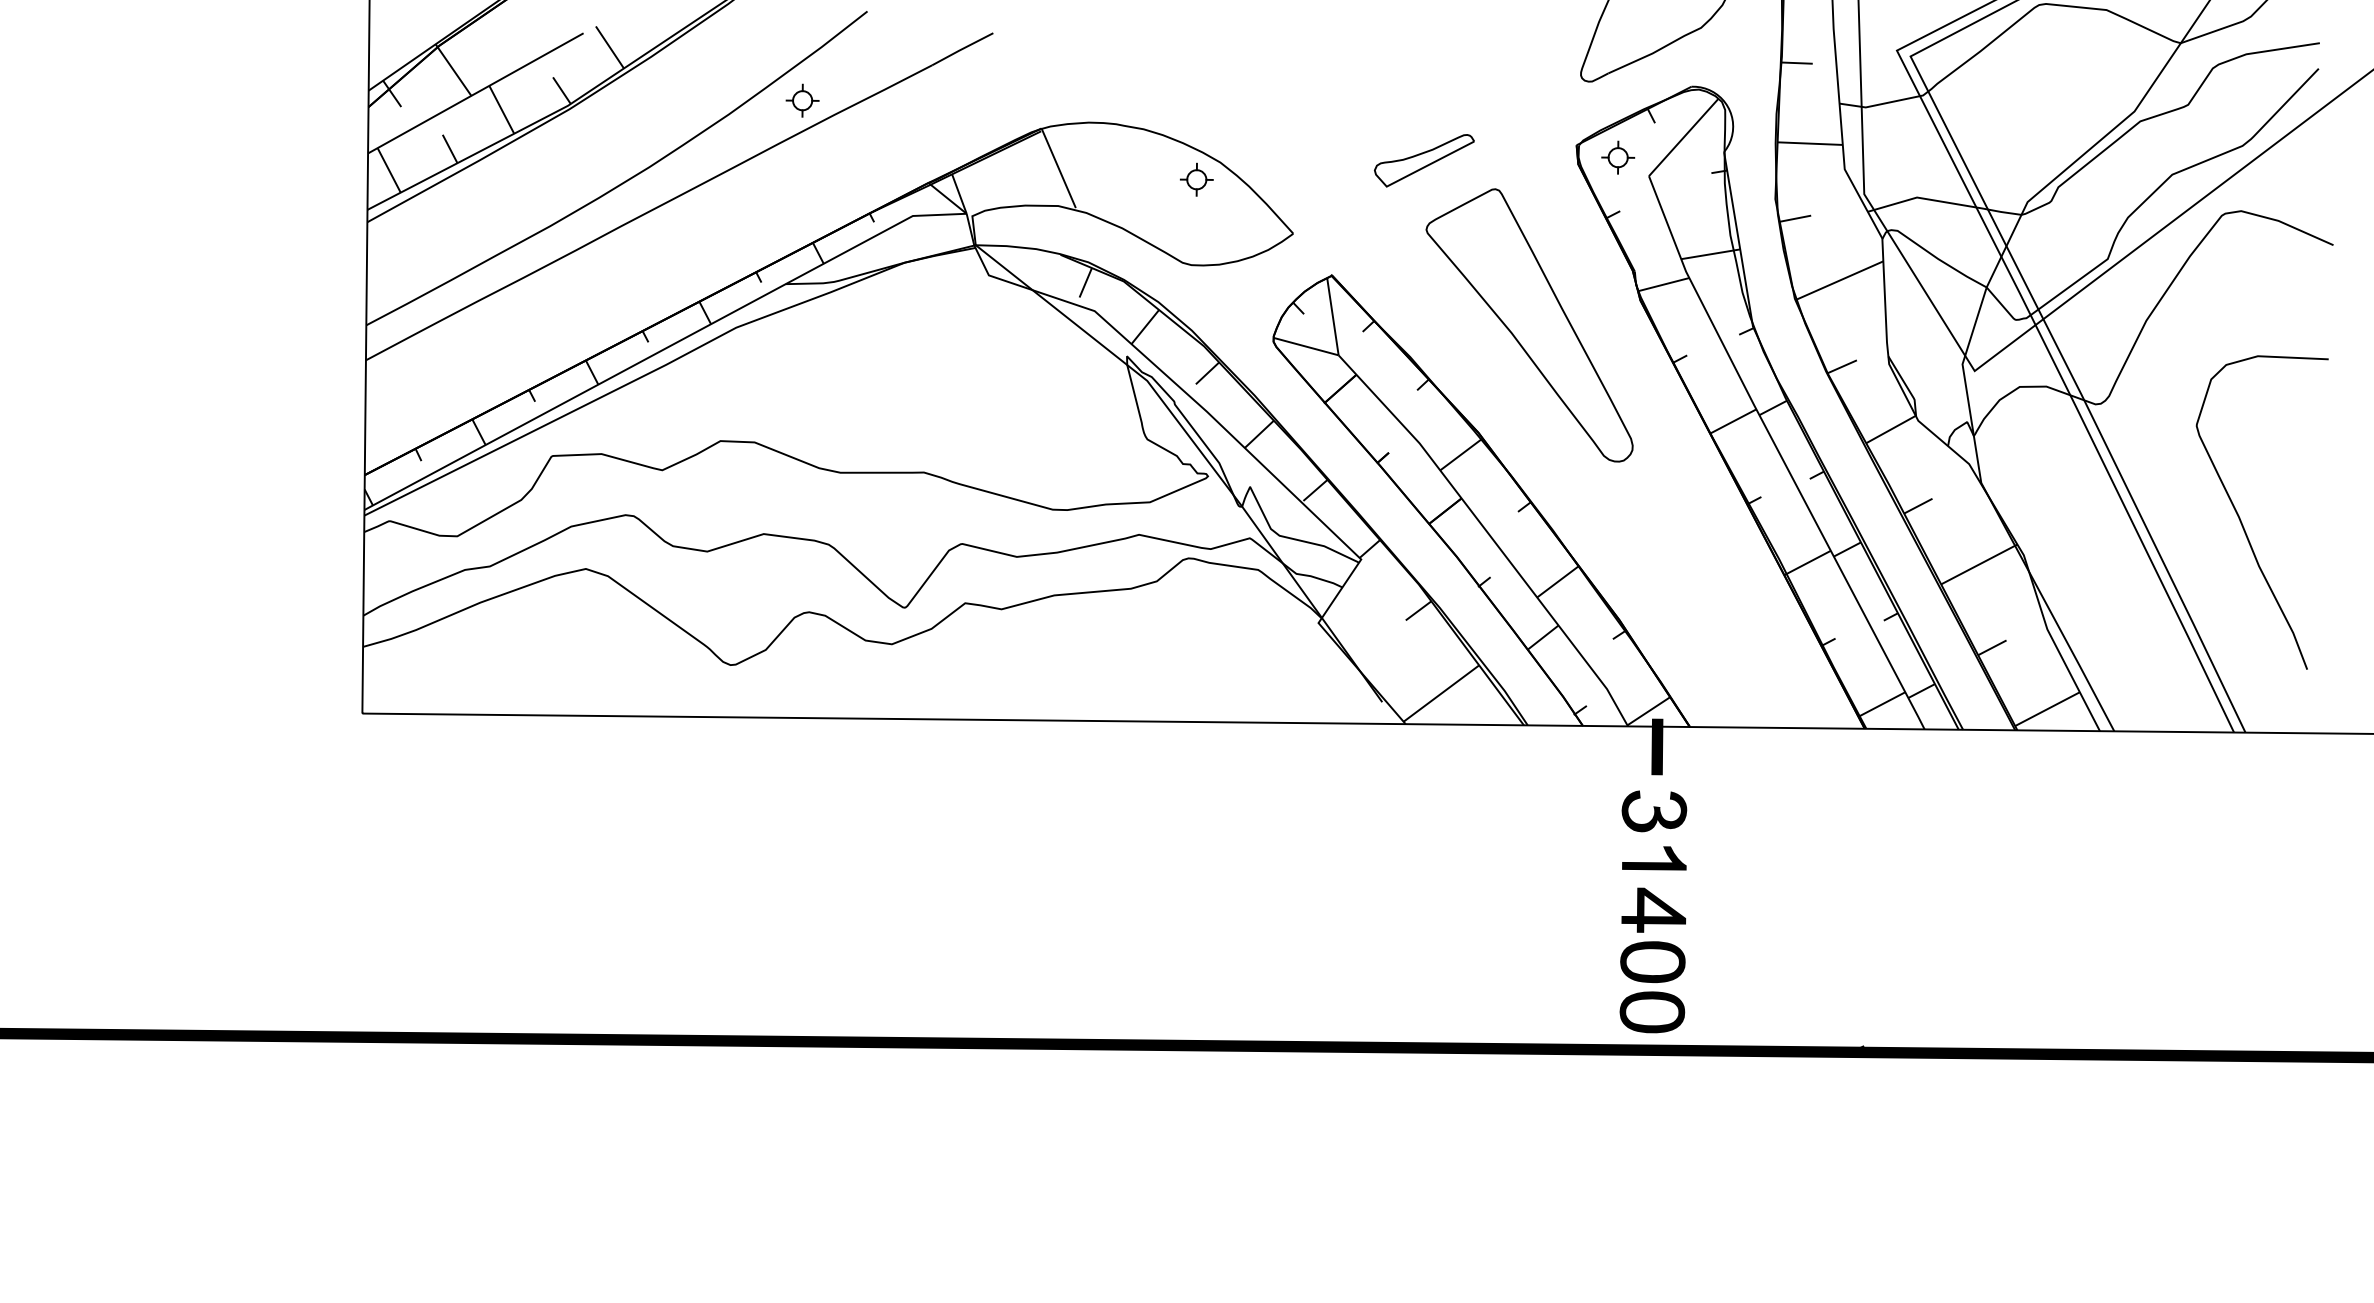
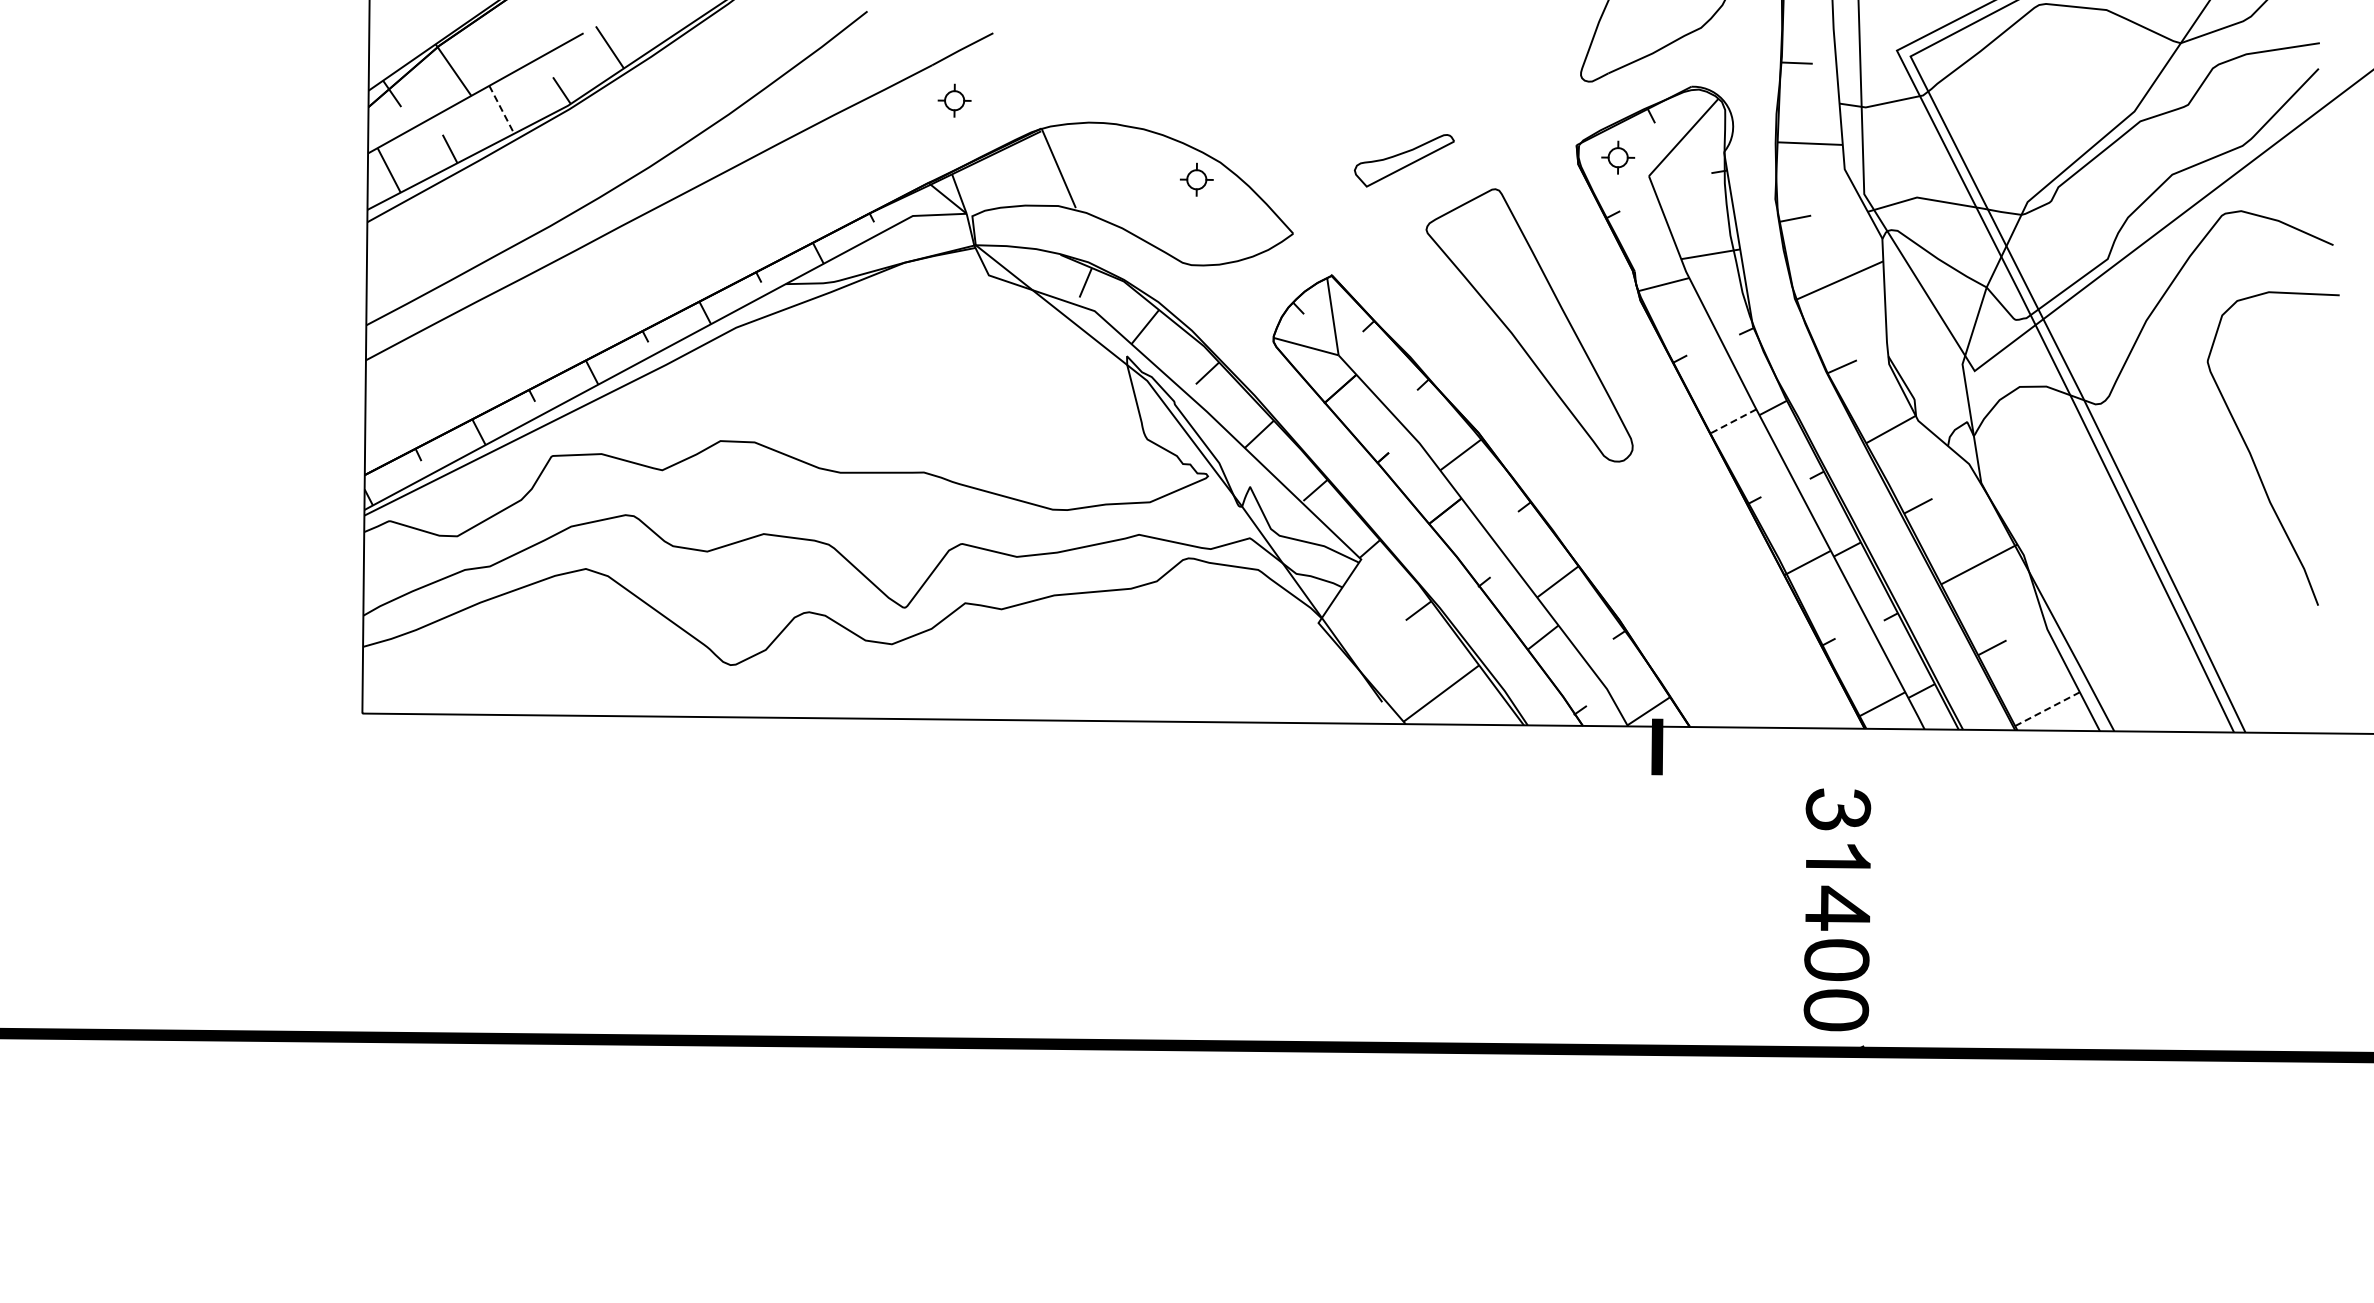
part position: (802, 100) -> (954, 100) (954, 100)
line: solid -> dashed (501, 109)
part position: (1424, 160) -> (1404, 160) (1404, 160)
line: solid -> dashed (1732, 421)
curve position: (2242, 522) -> (2253, 458) (2253, 458)
line: solid -> dashed (2047, 709)
part position: (1653, 911) -> (1837, 909) (1837, 909)
